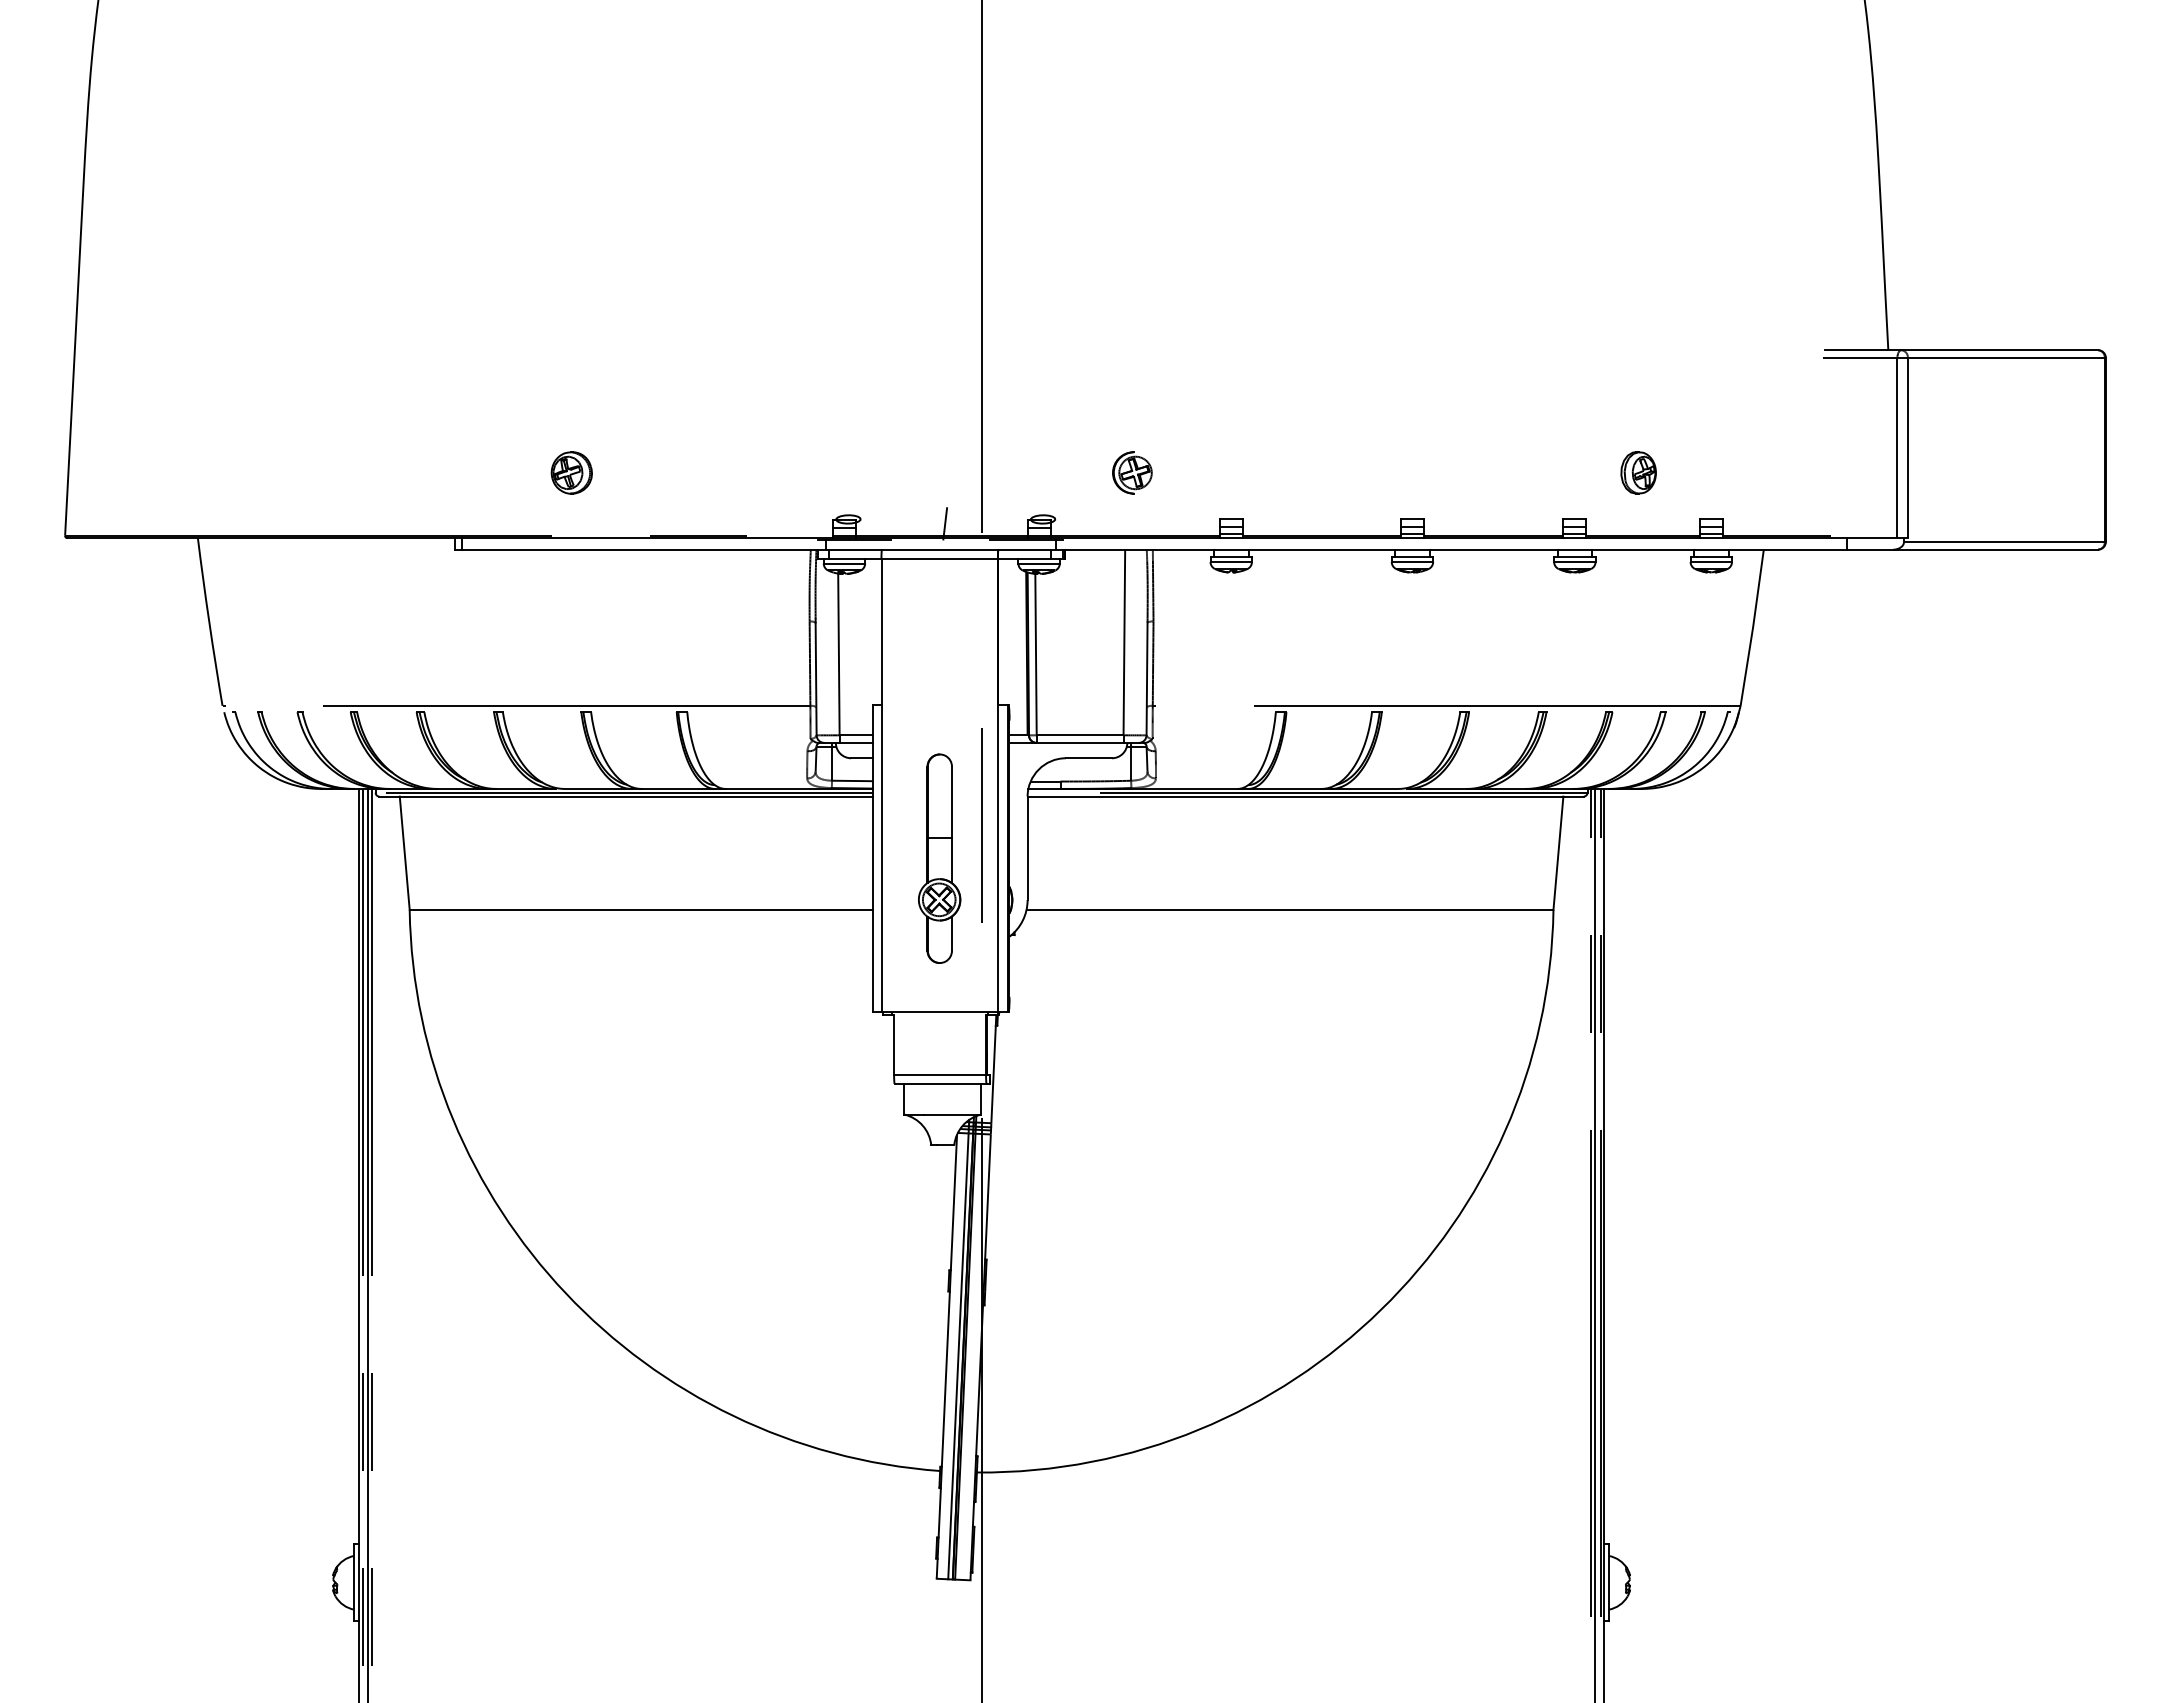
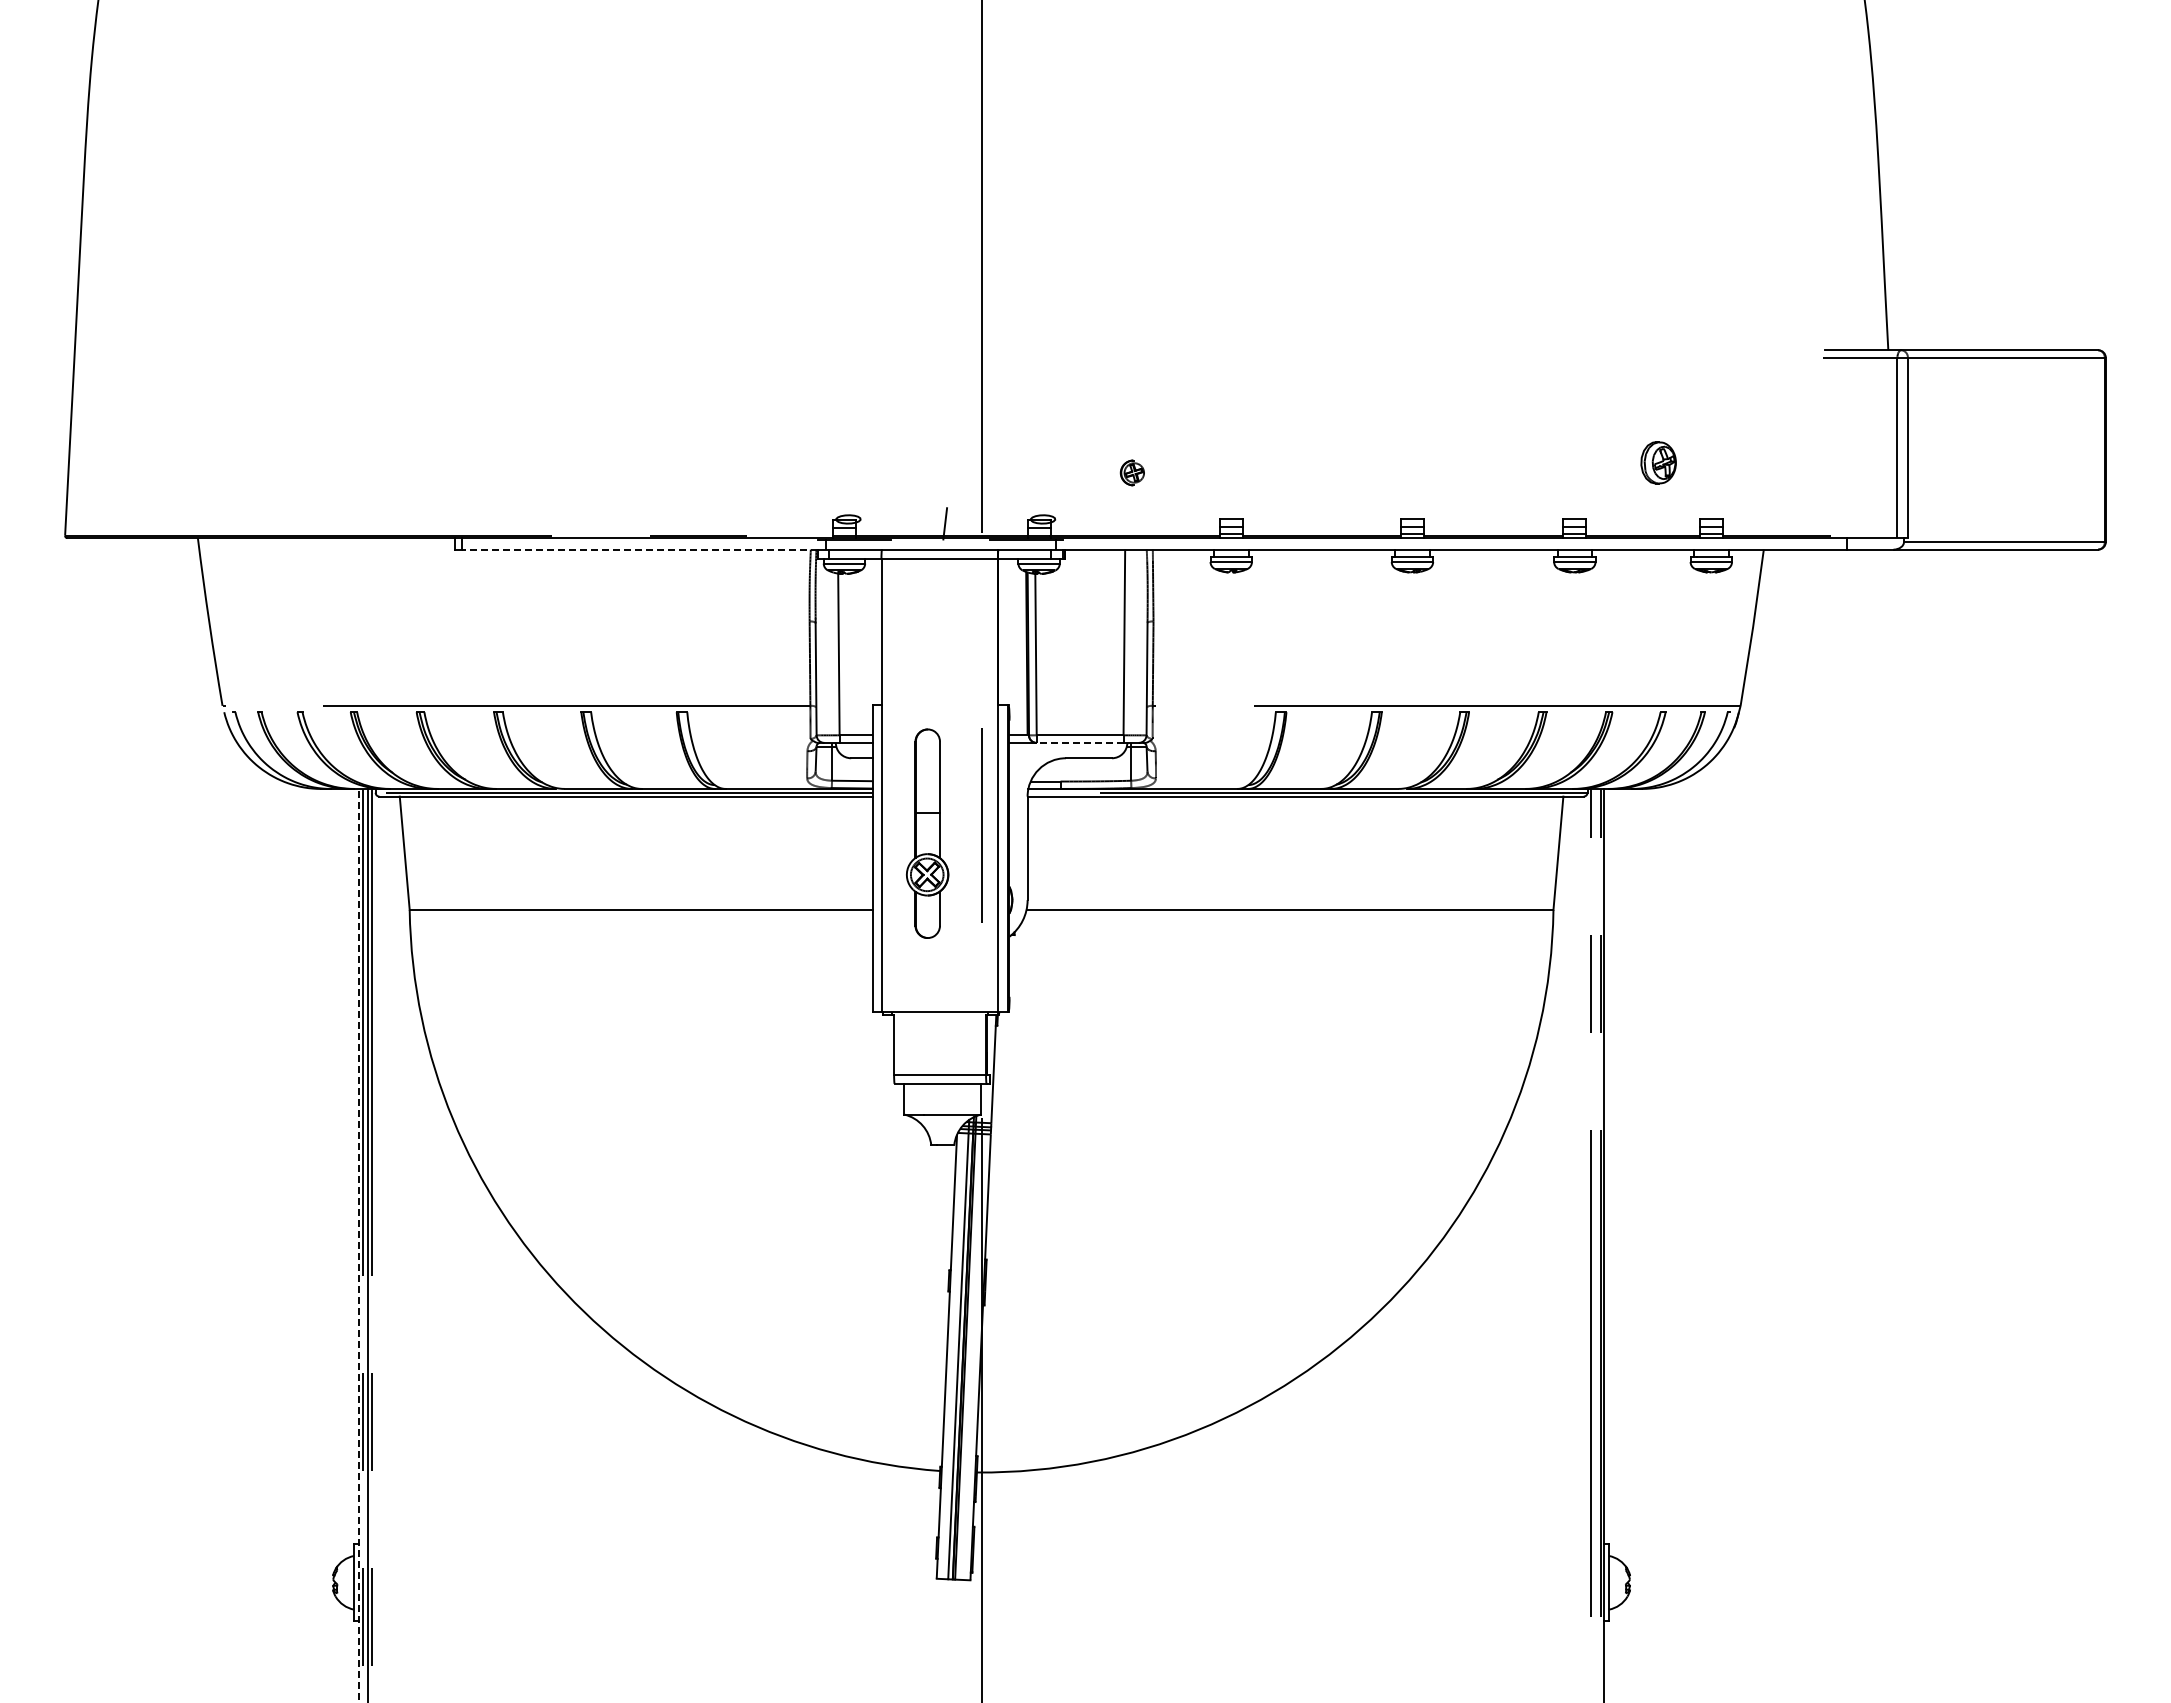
part: present -> none (571, 472)
part size: 41x44 px -> 26x28 px (1131, 472)
part position: (1638, 472) -> (1658, 462) (1658, 462)
line: solid -> dashed (640, 549)
line: solid -> dashed (1079, 742)
part position: (939, 858) -> (927, 833) (927, 833)
line: present -> none (1595, 1243)
line: solid -> dashed (358, 1245)
